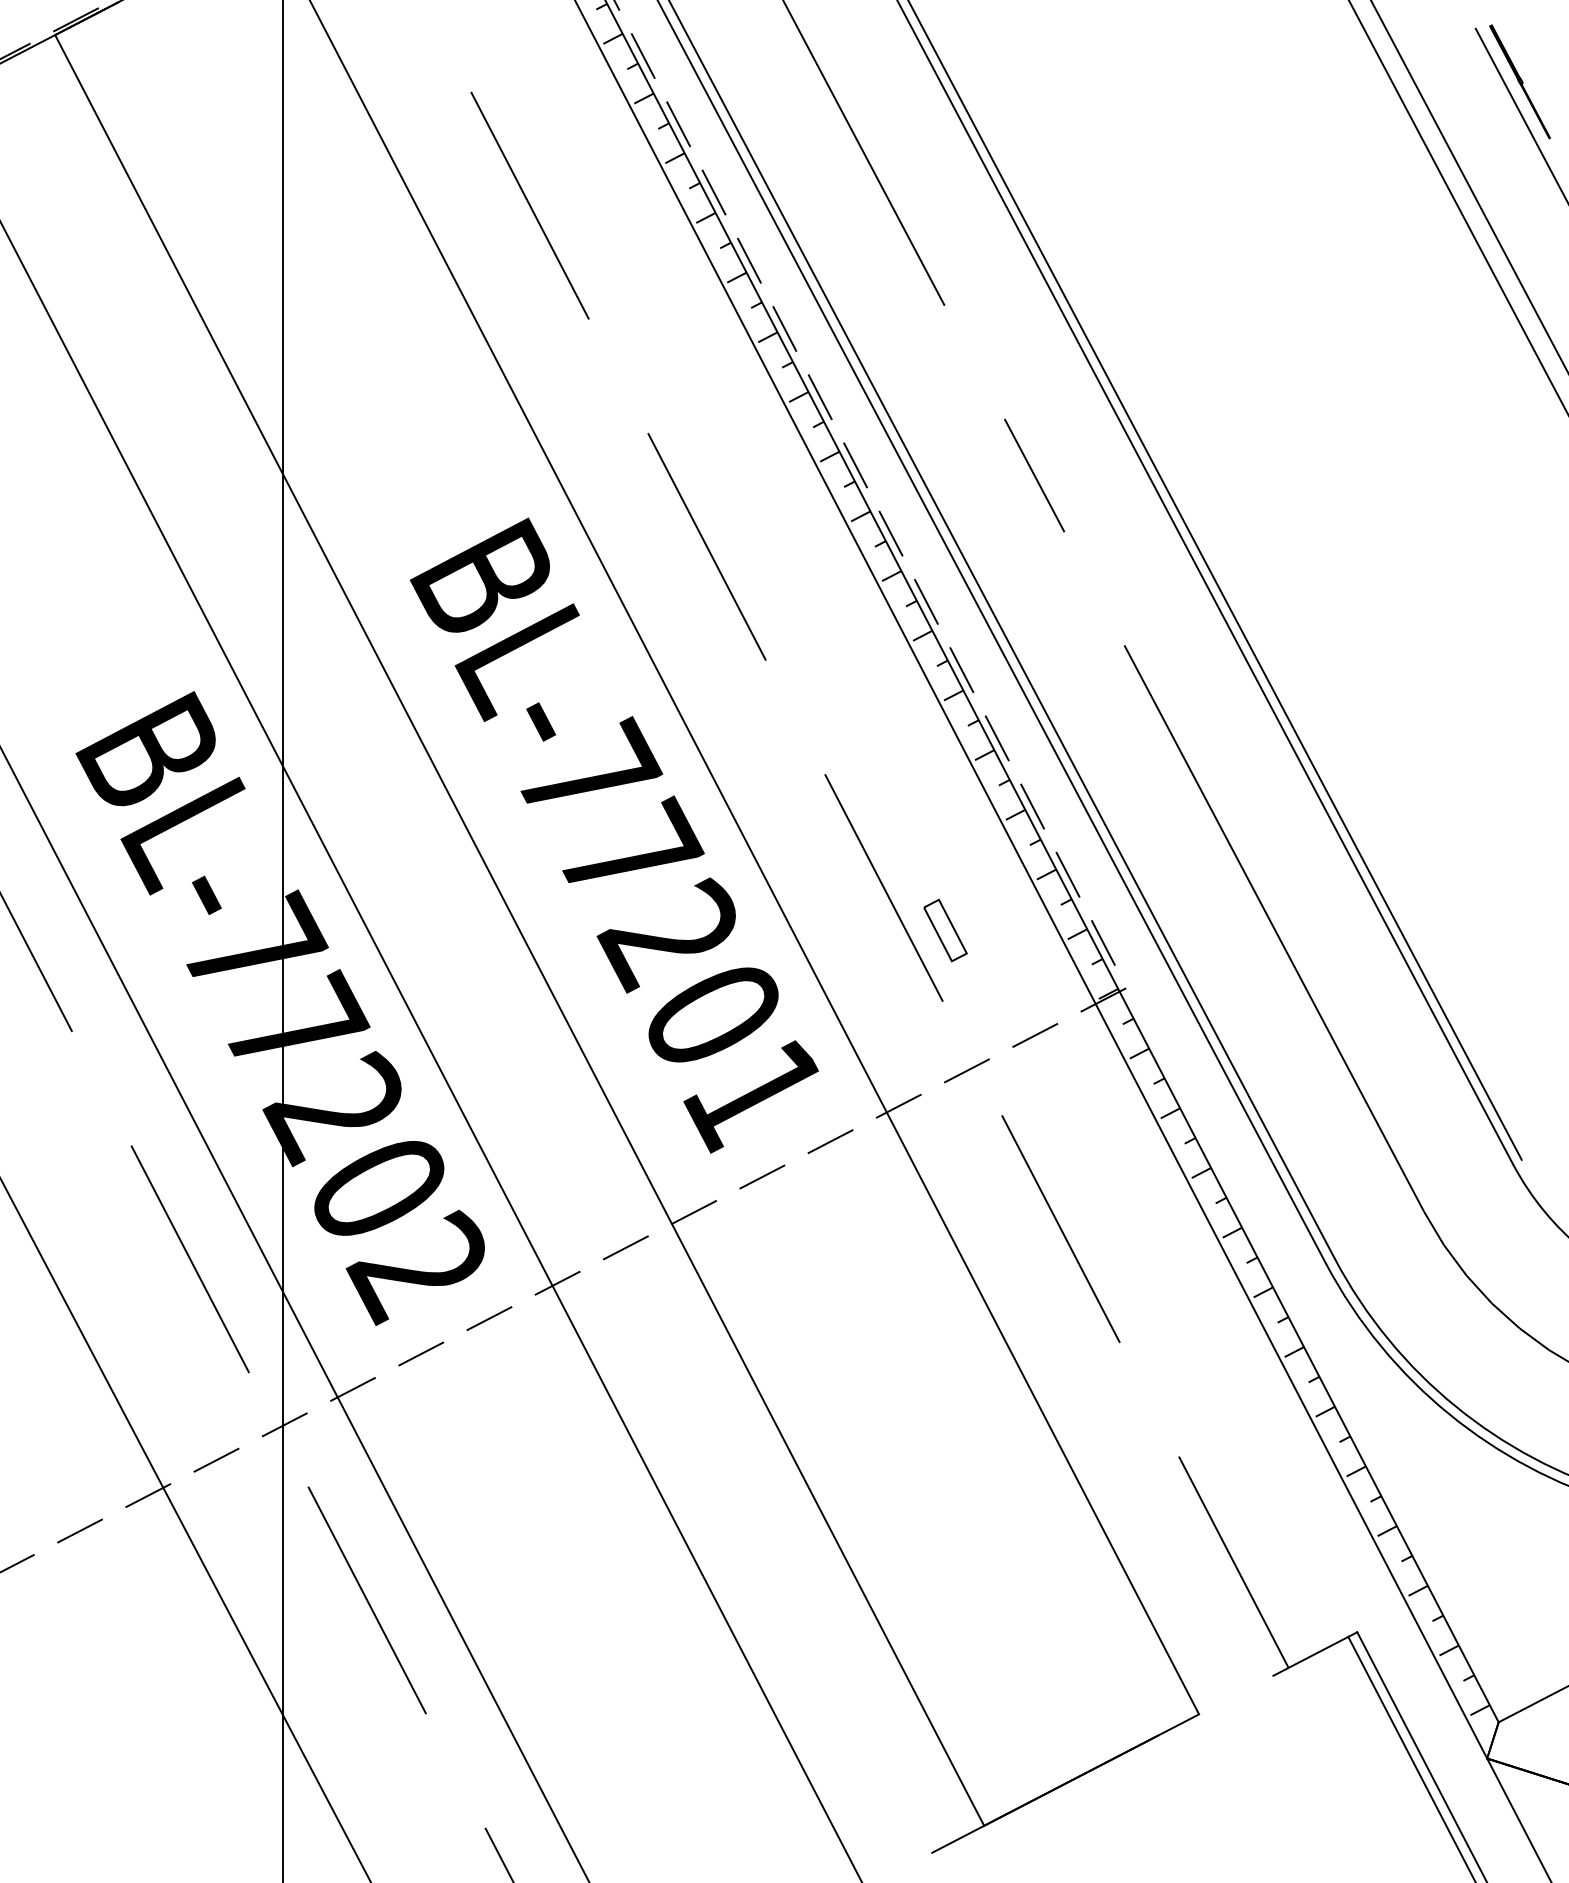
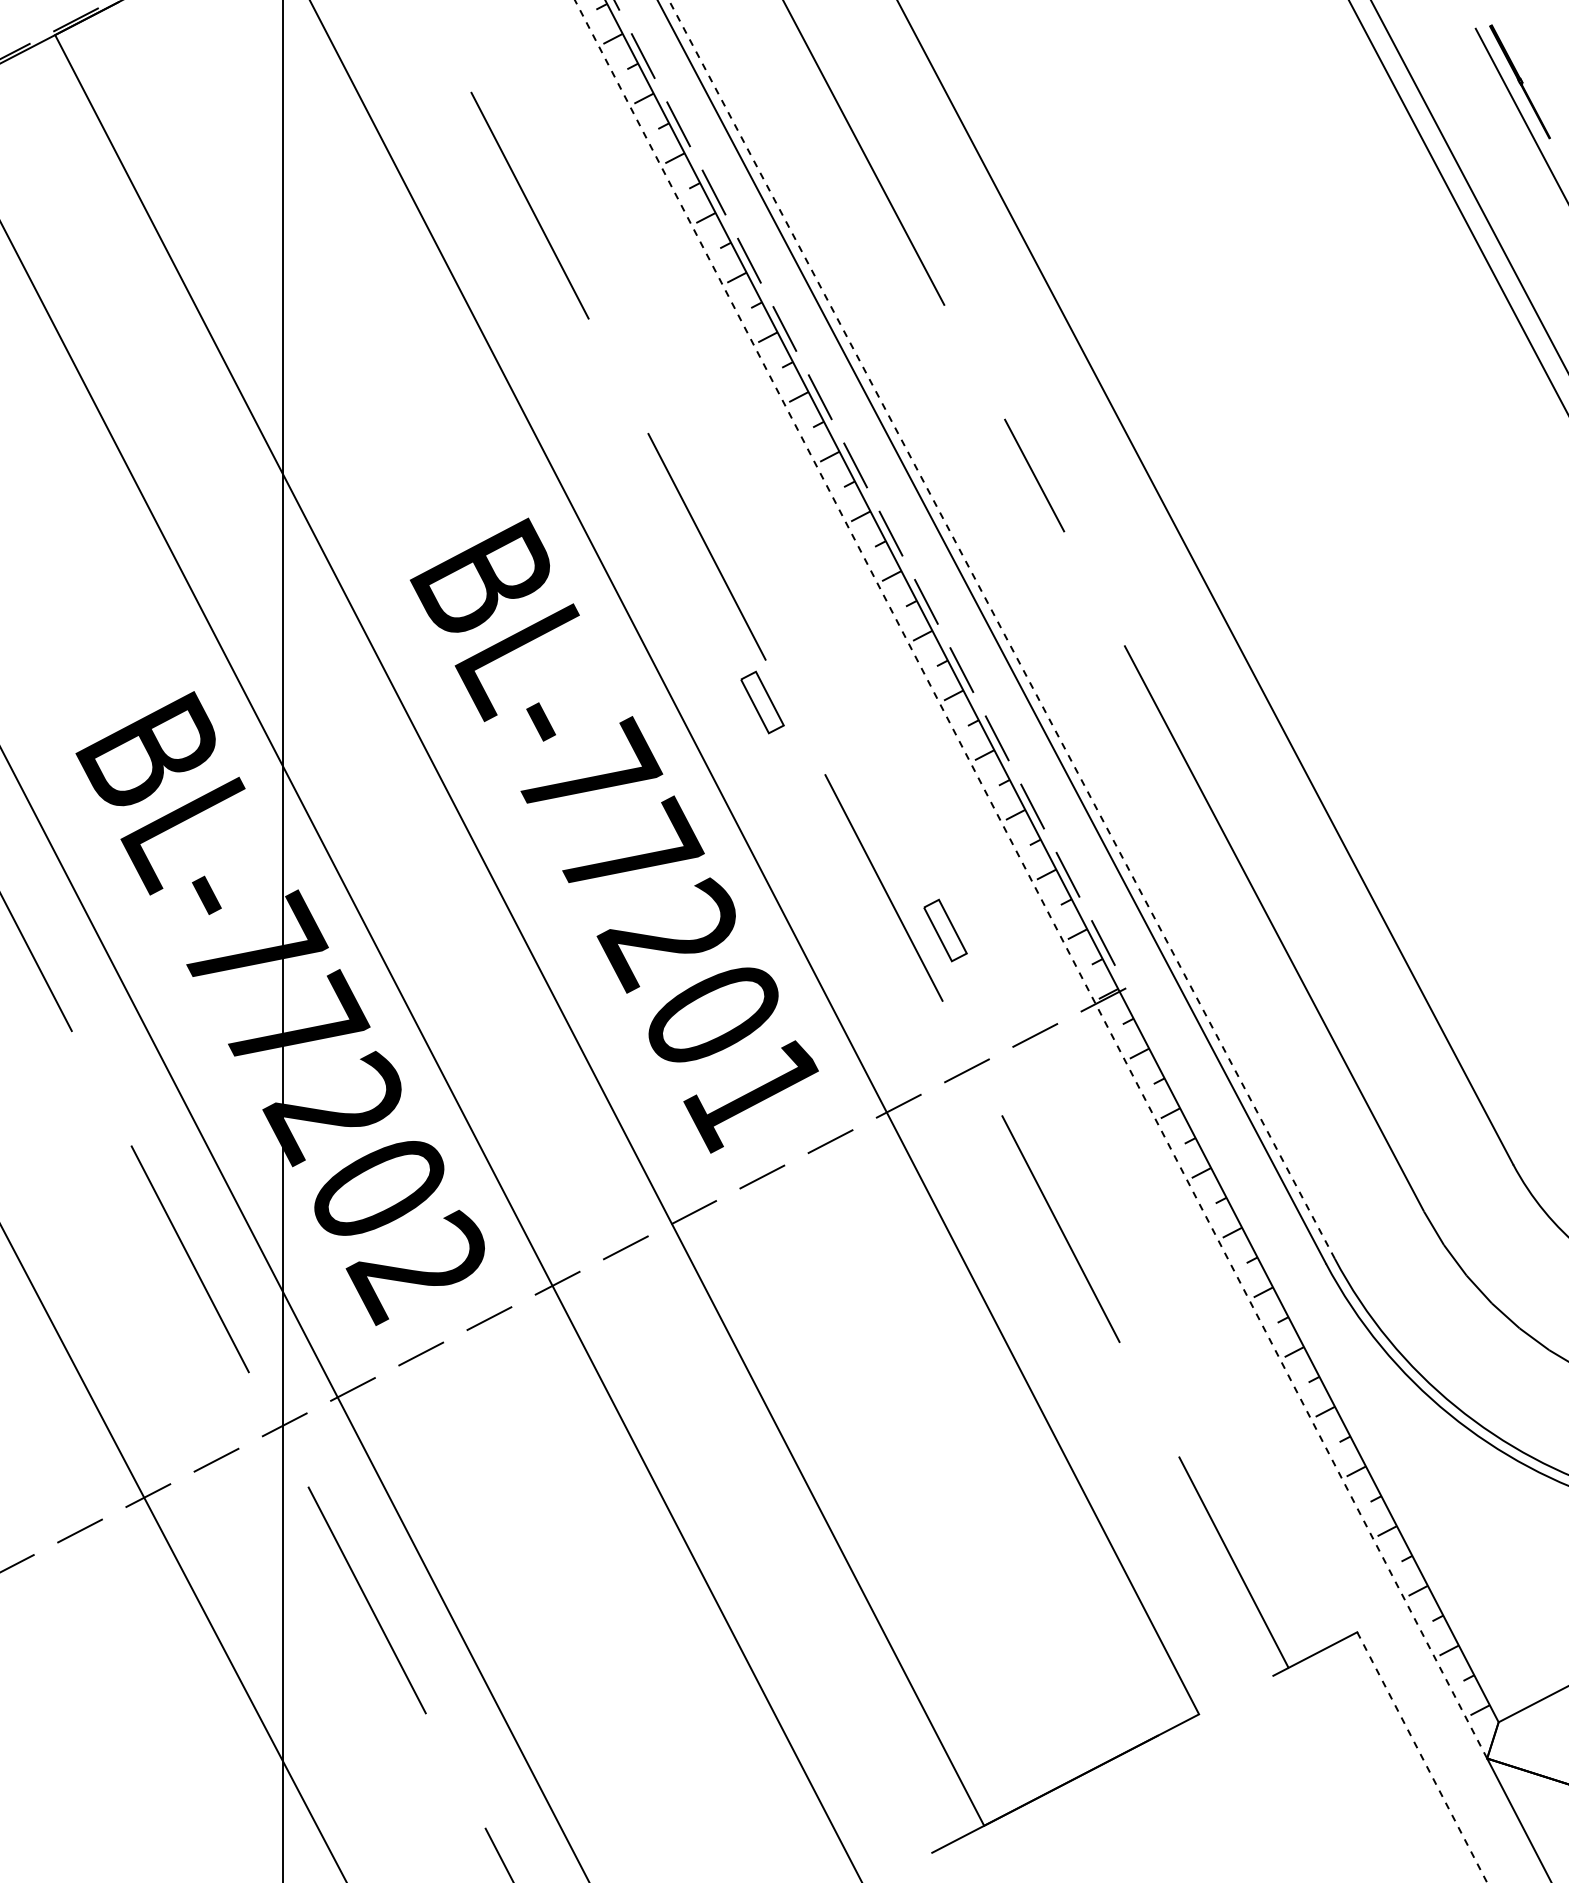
line: present -> none (1215, 580)
line: solid -> dashed (1001, 629)
part: none -> present (762, 702)
line: solid -> dashed (1030, 879)
line position: (185, 1530) -> (173, 1553) (173, 1553)
line: present -> none (1411, 1757)
line: solid -> dashed (1422, 1757)
